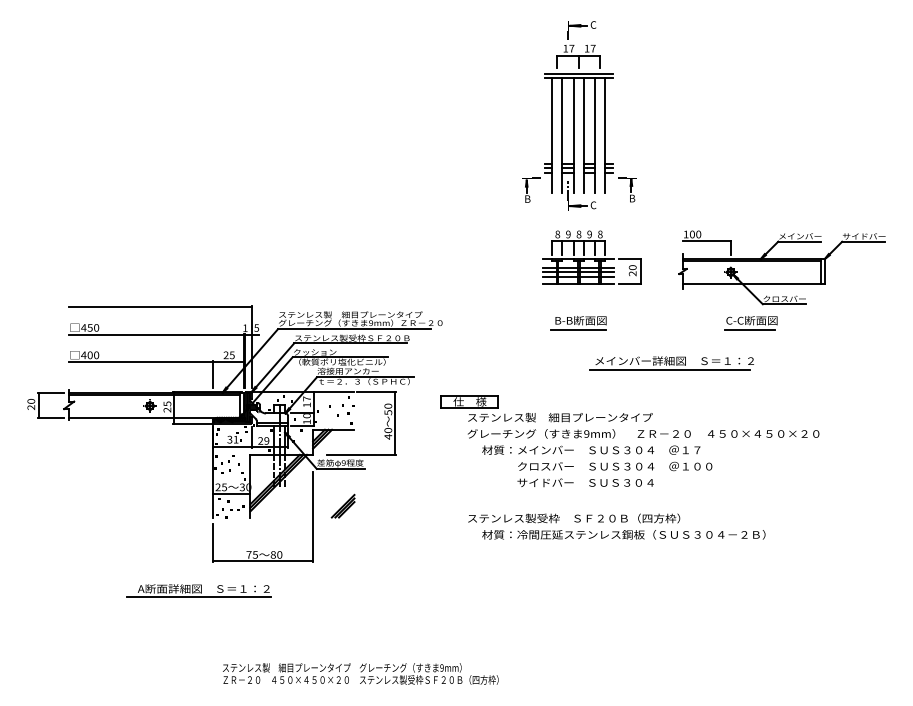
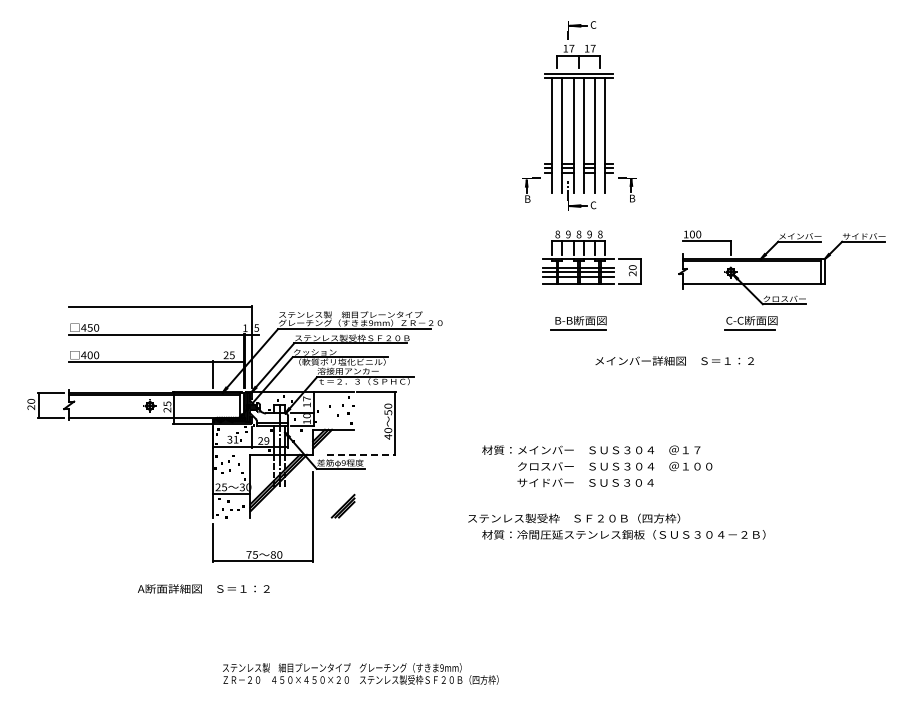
line: present -> none (669, 370)
part: present -> none (629, 416)
line: solid -> dashed (361, 454)
line: present -> none (199, 597)
